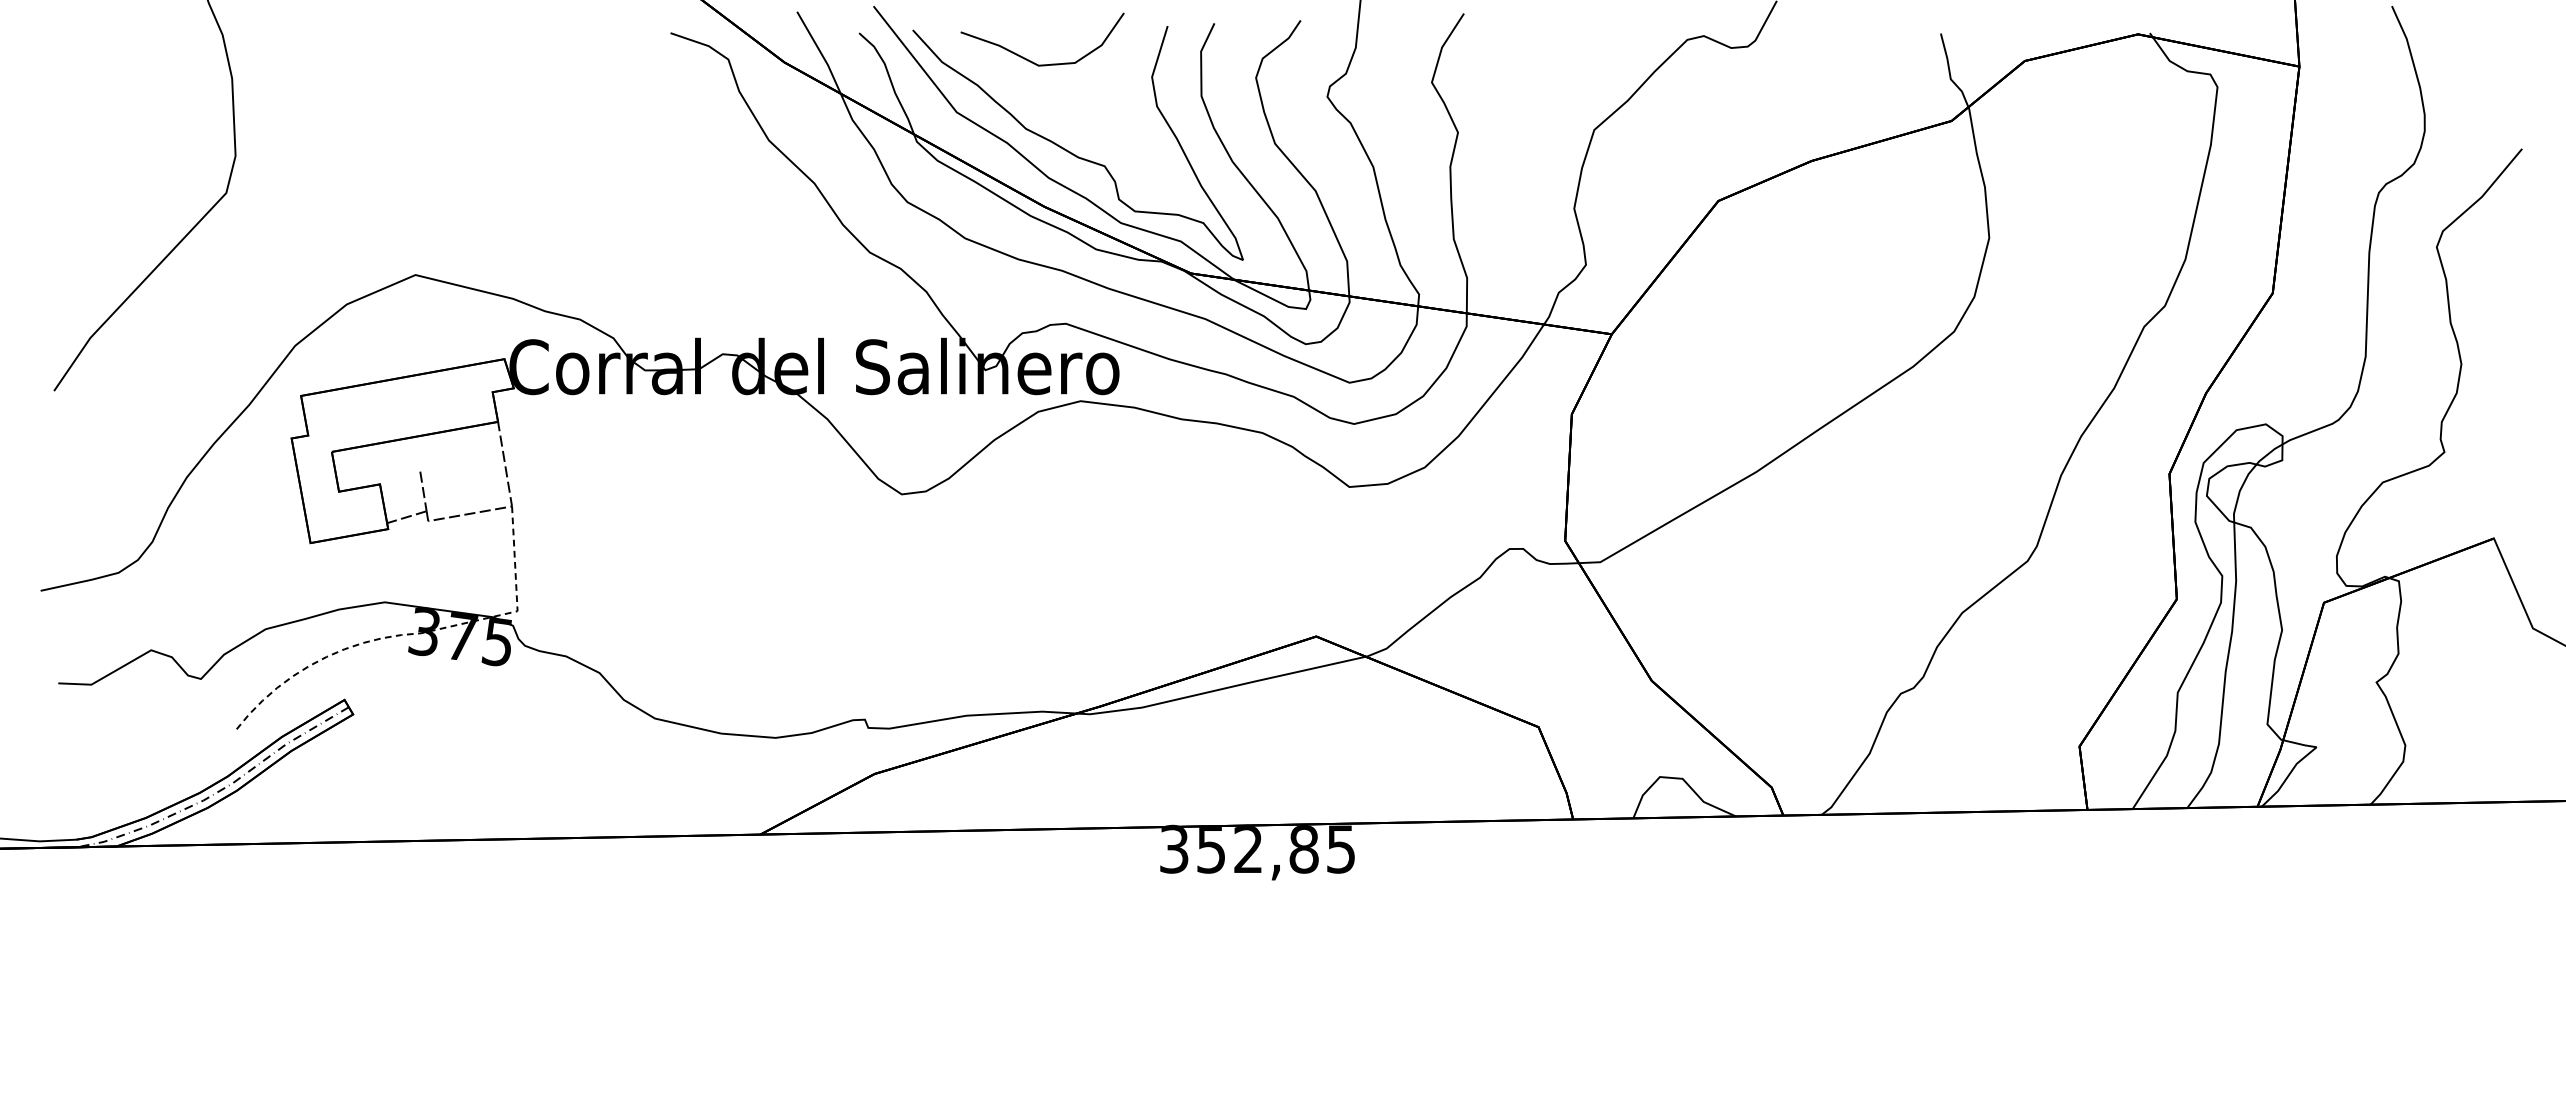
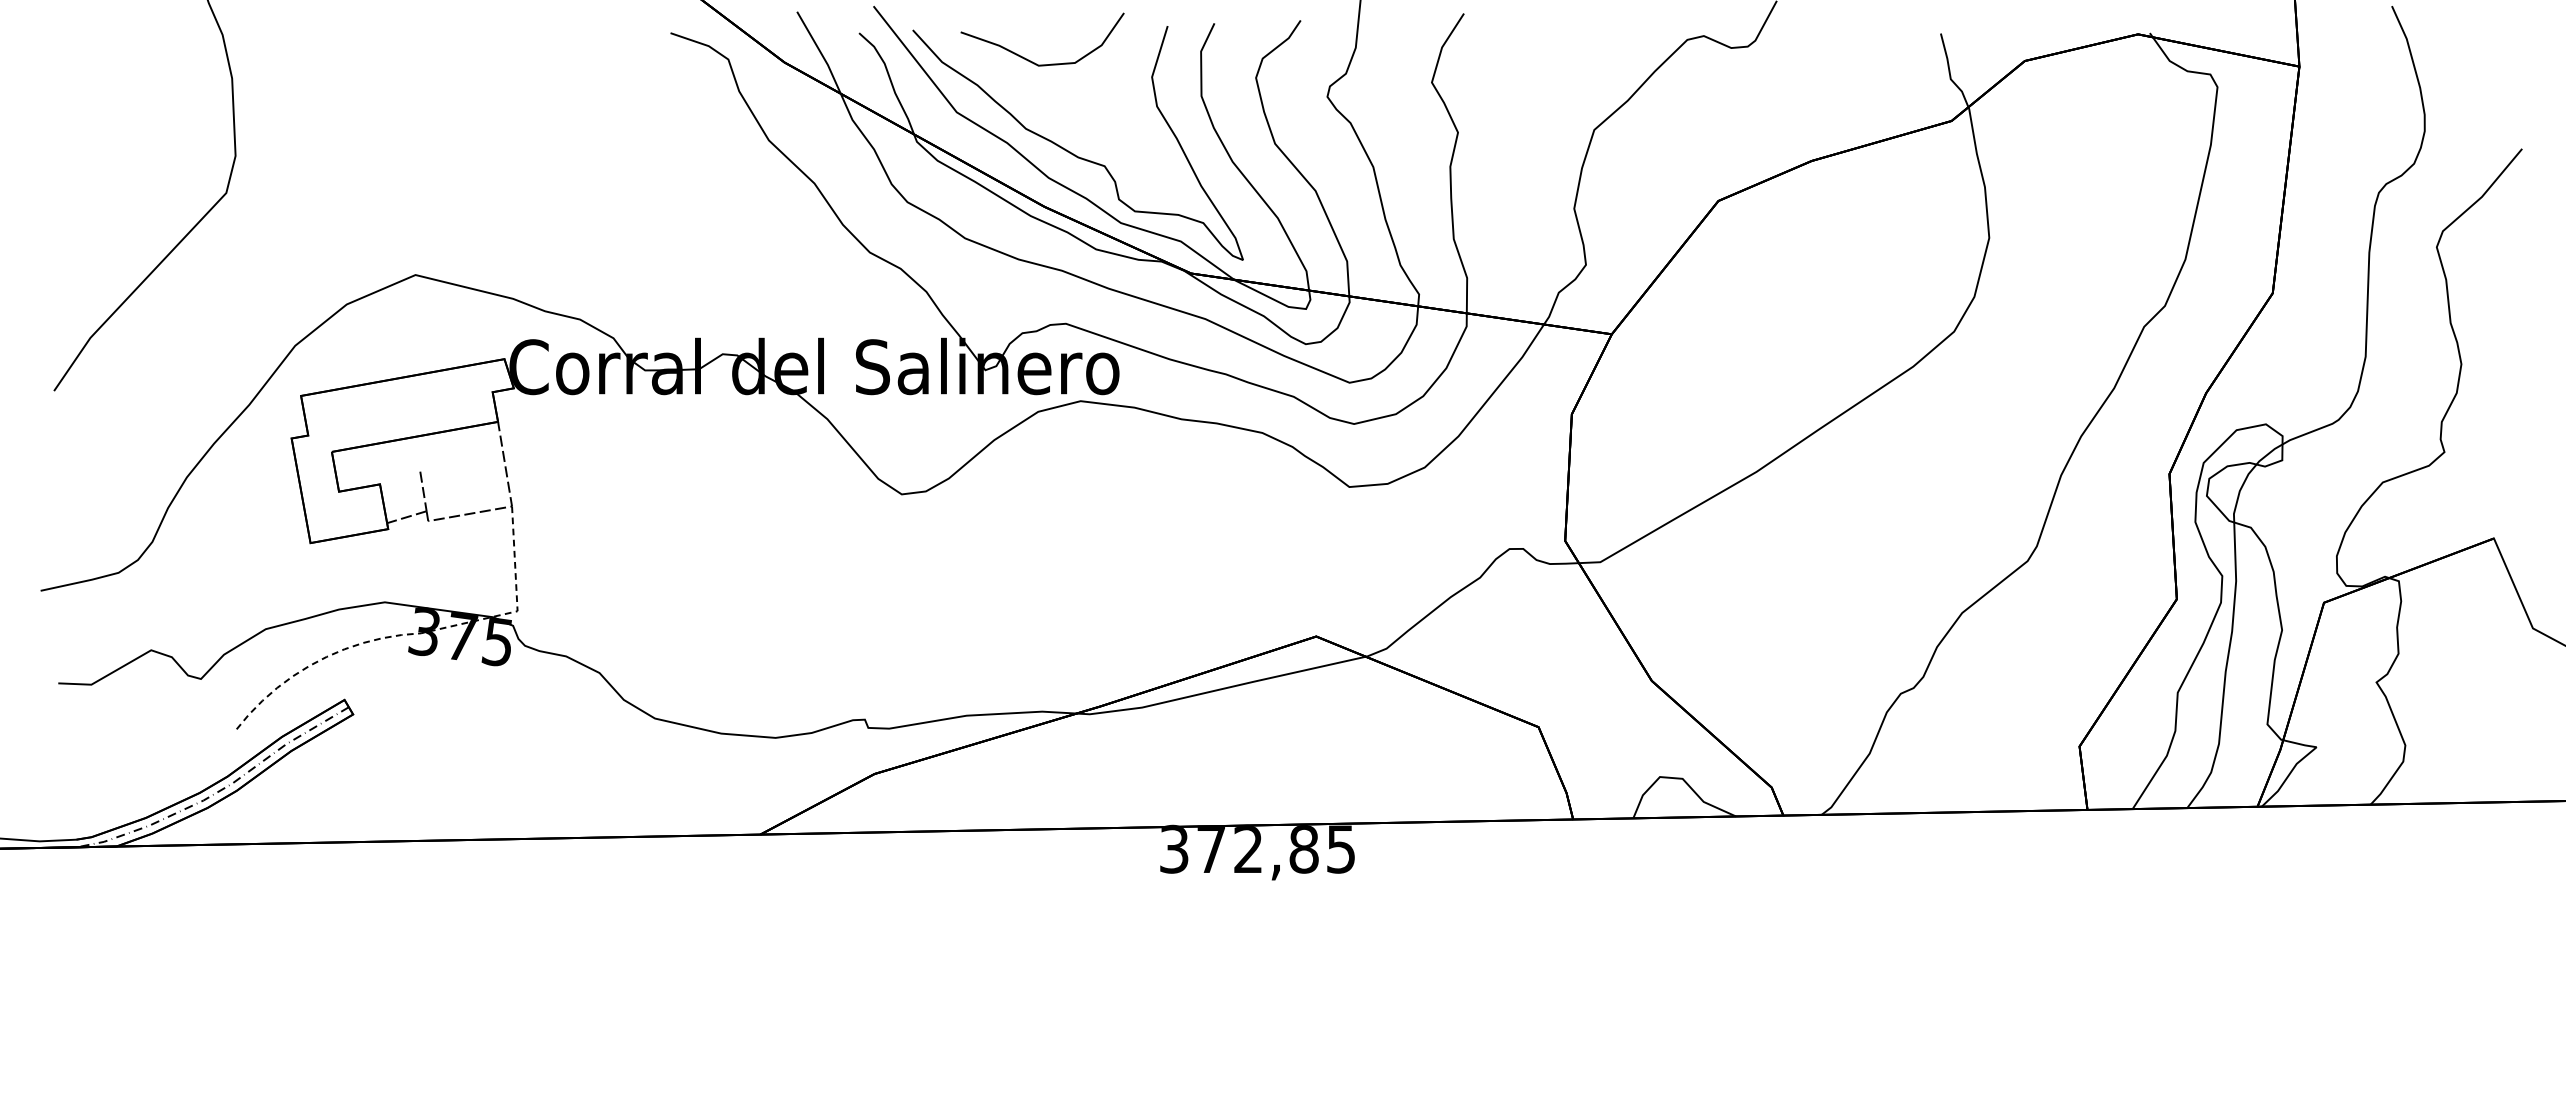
text: 352,85 -> 372,85 (1211, 850)
